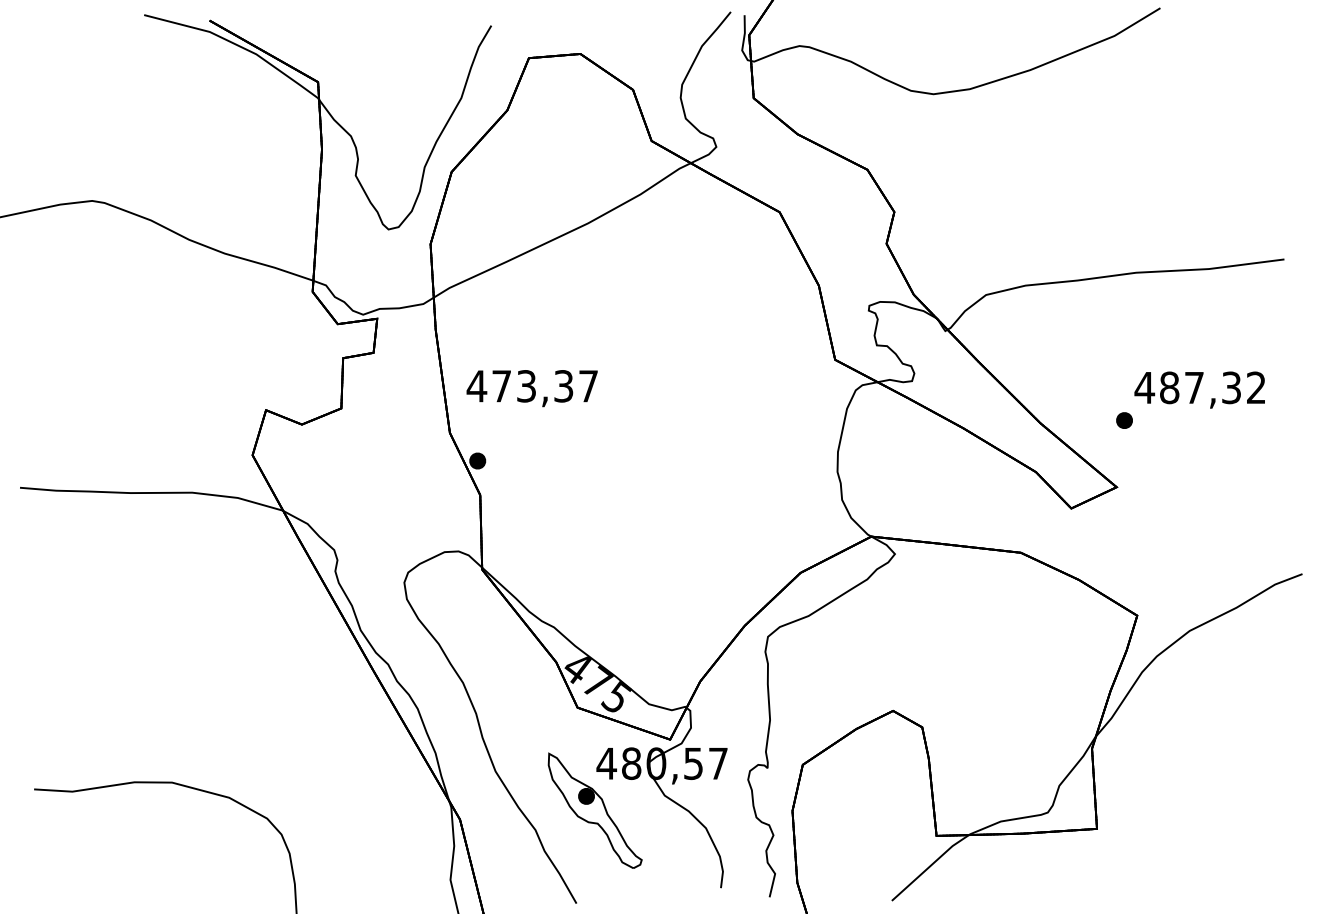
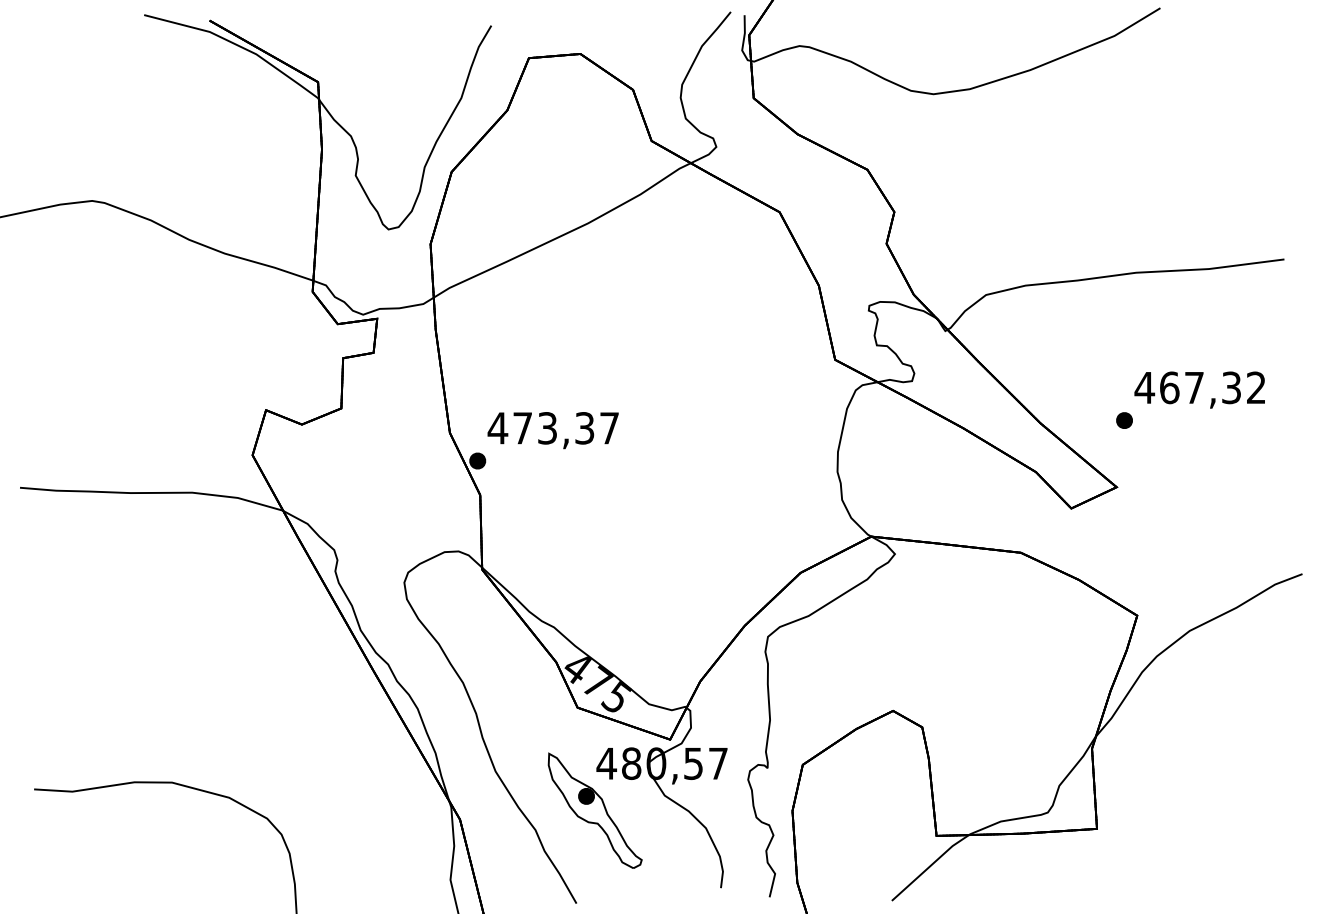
text: 487,32 -> 467,32 (1169, 387)
text position: (531, 388) -> (552, 430) (552, 430)
